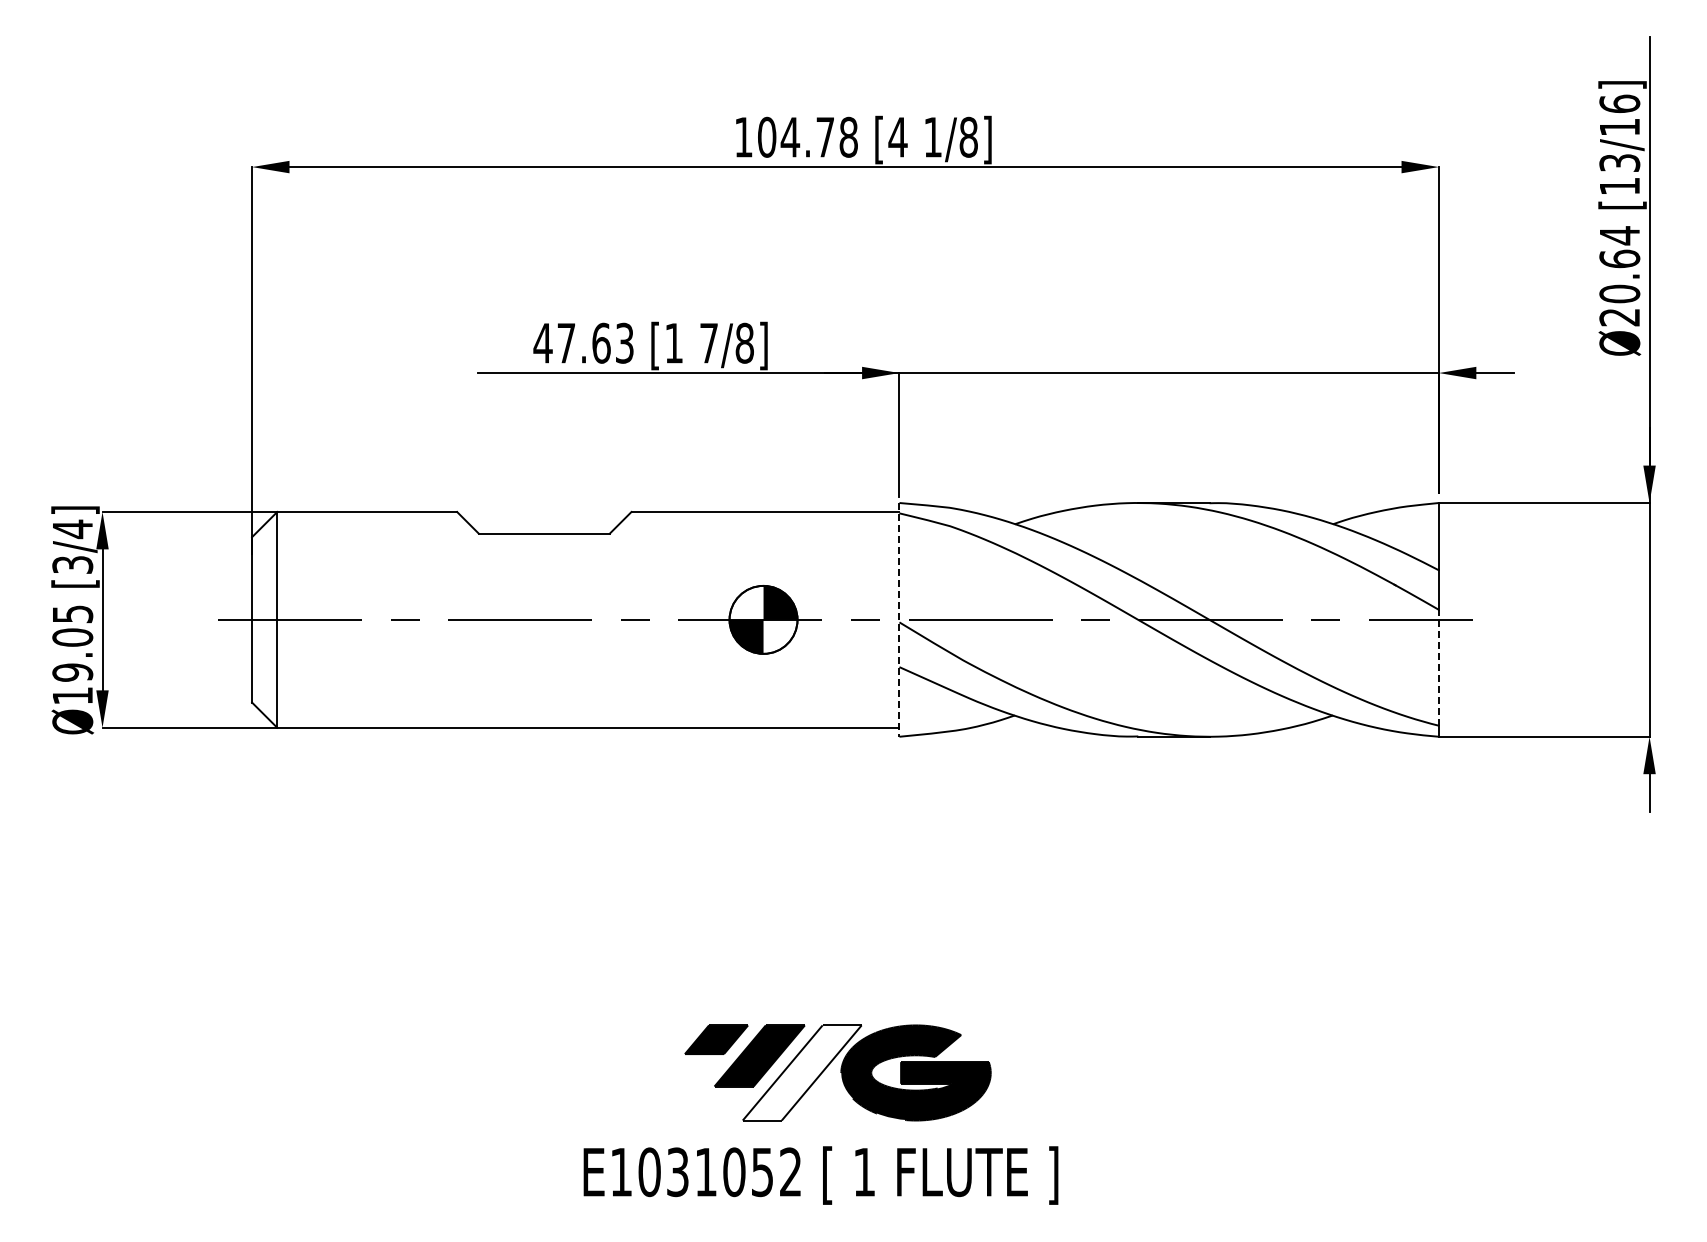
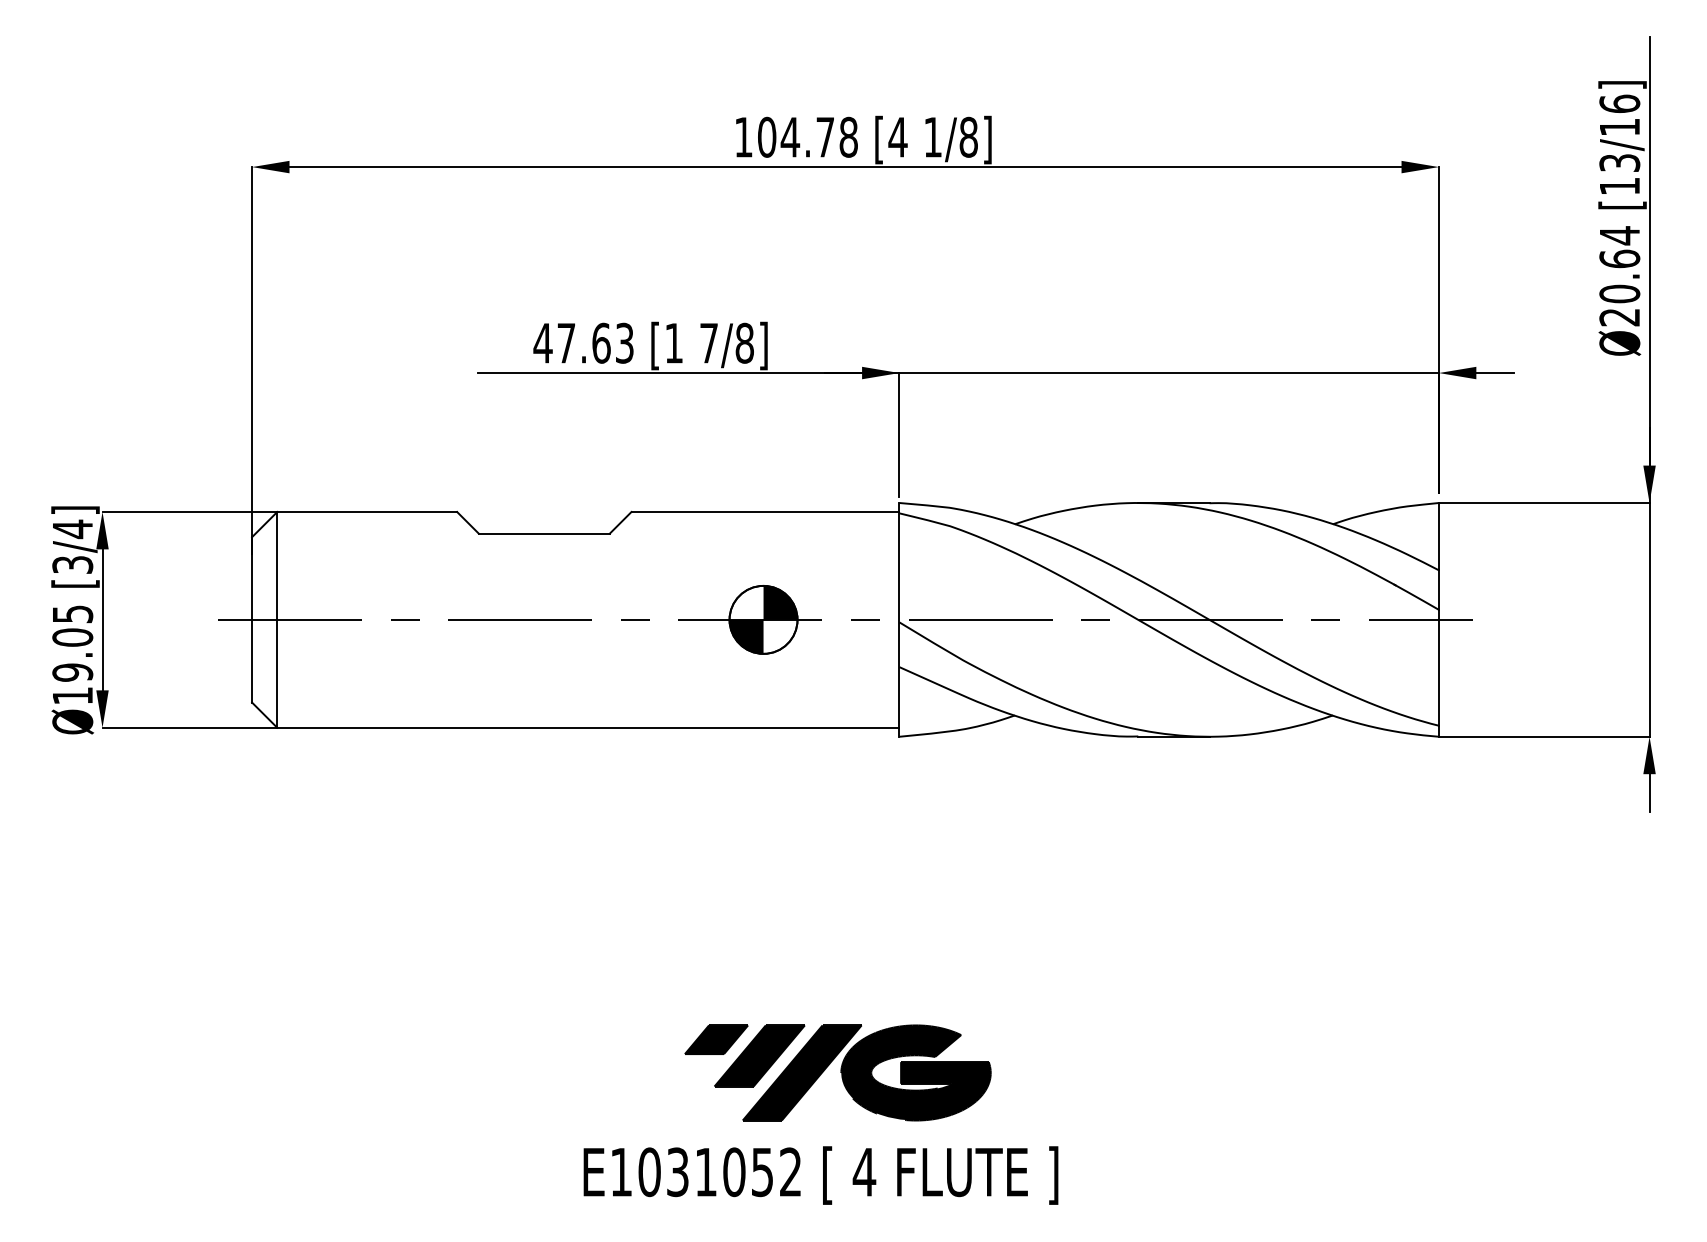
line: dashed -> solid (899, 619)
line: dashed -> solid (1438, 667)
fill: none -> present (801, 1072)
text: 1 -> 4 (864, 1172)
